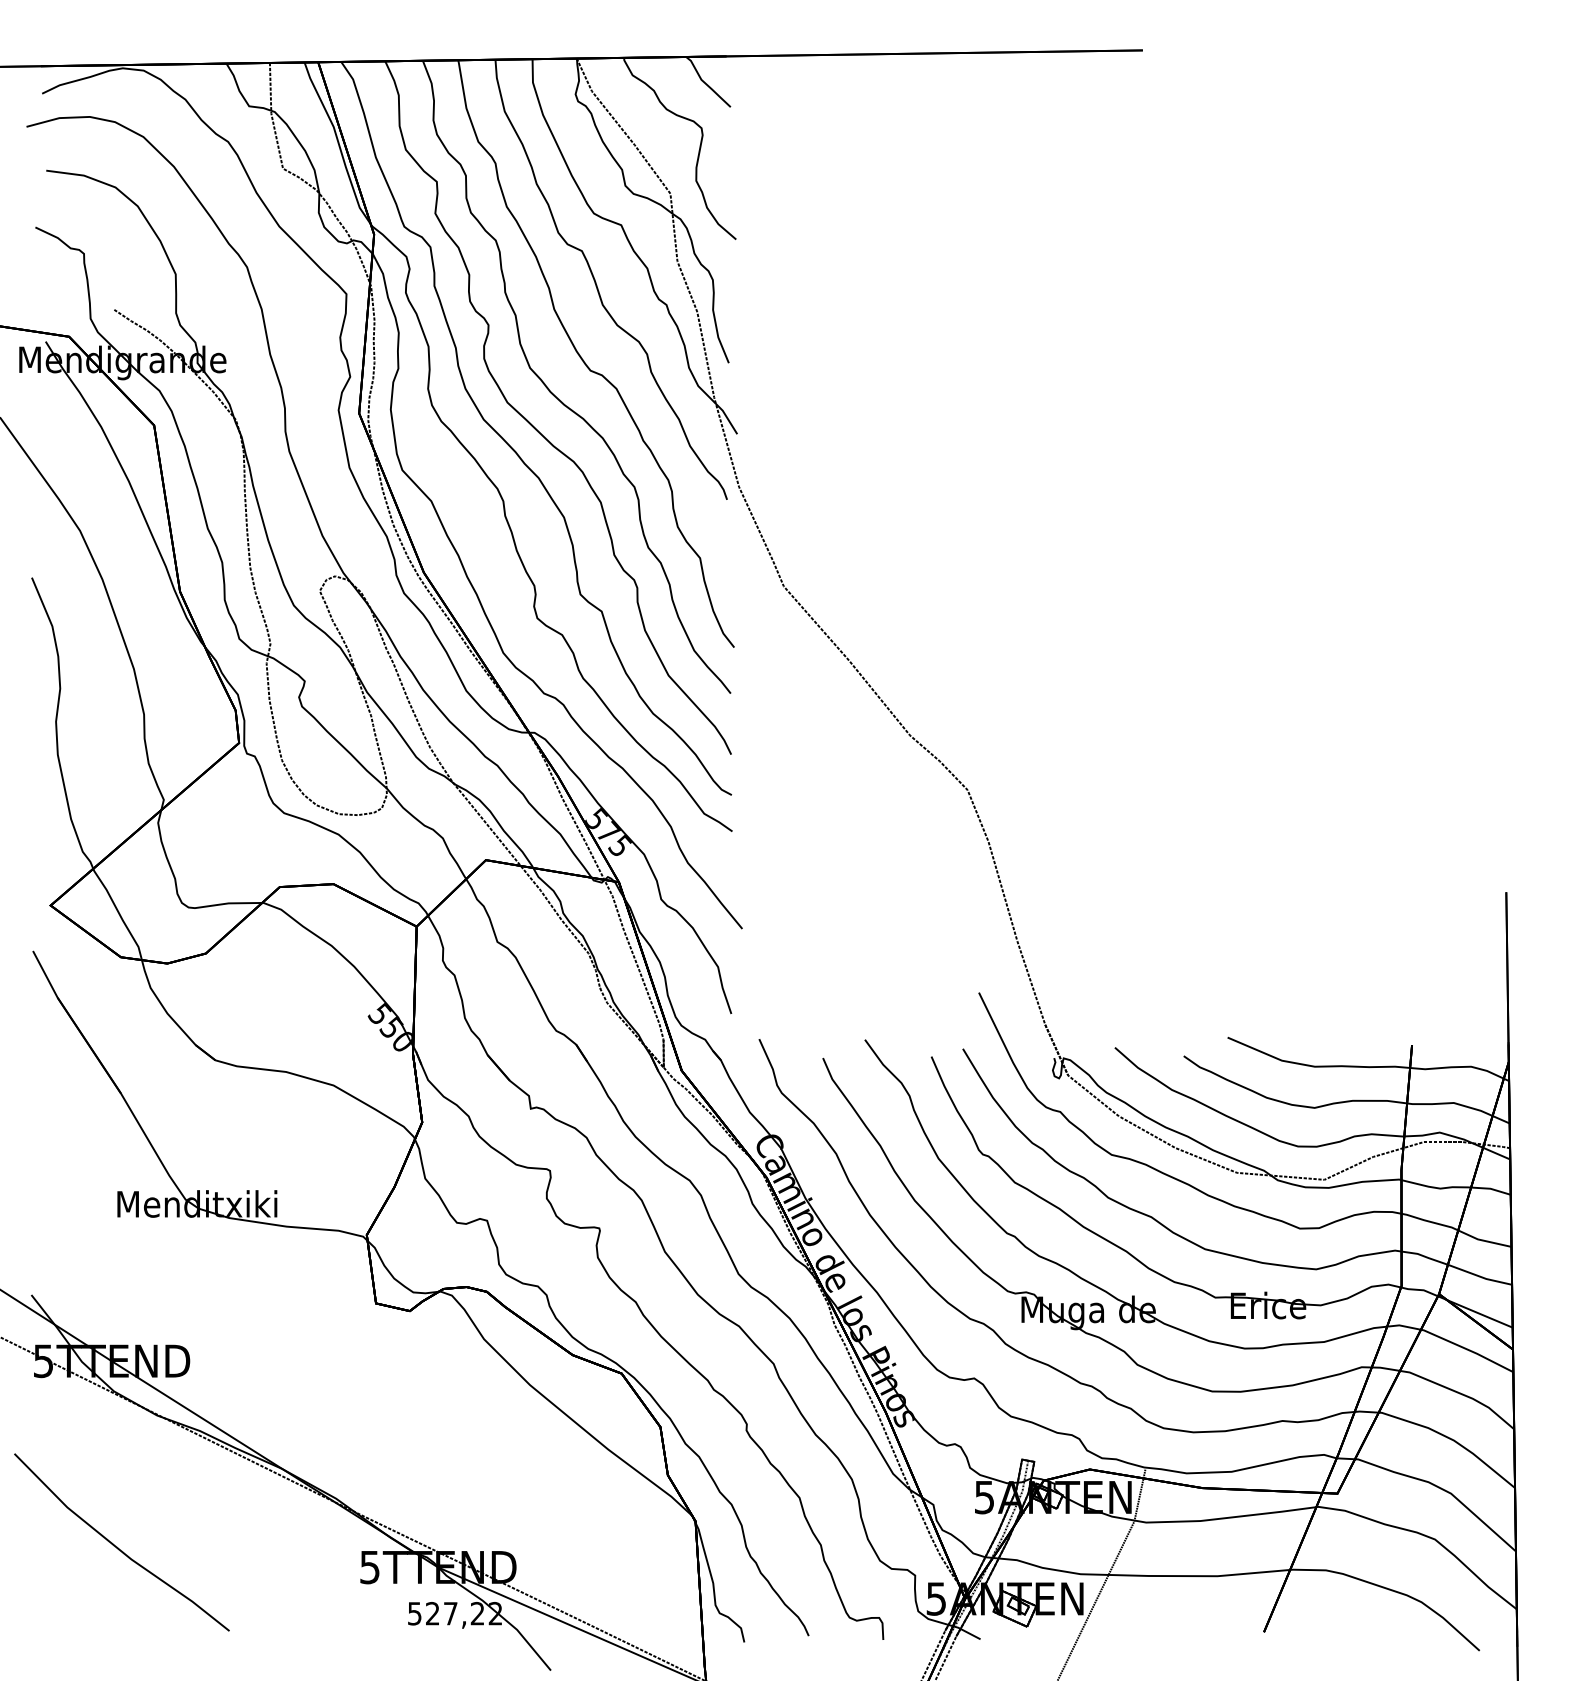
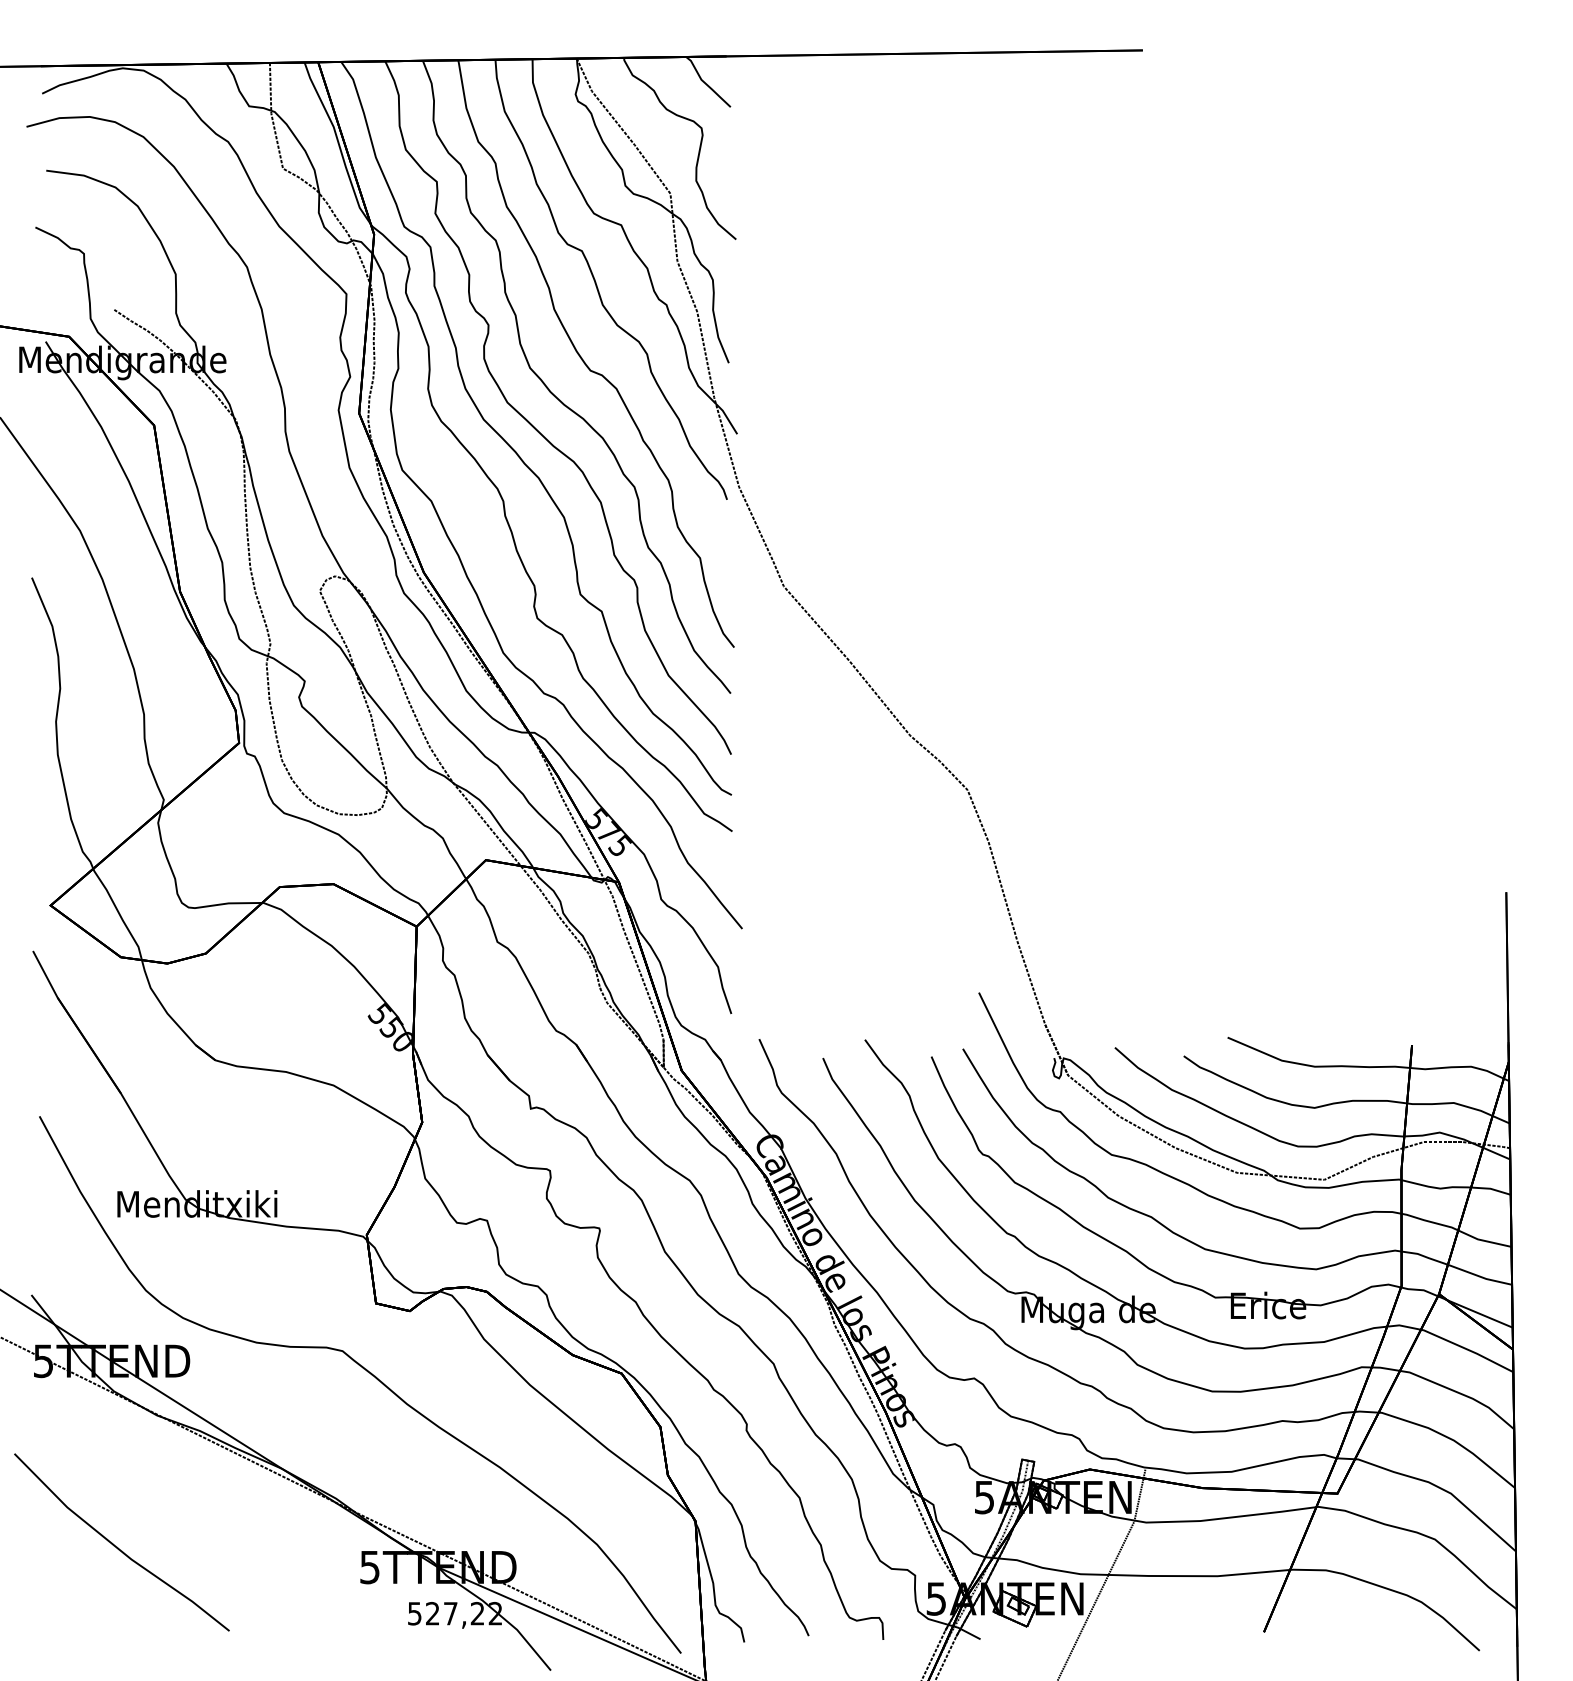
curve: none -> present (367, 1372)
